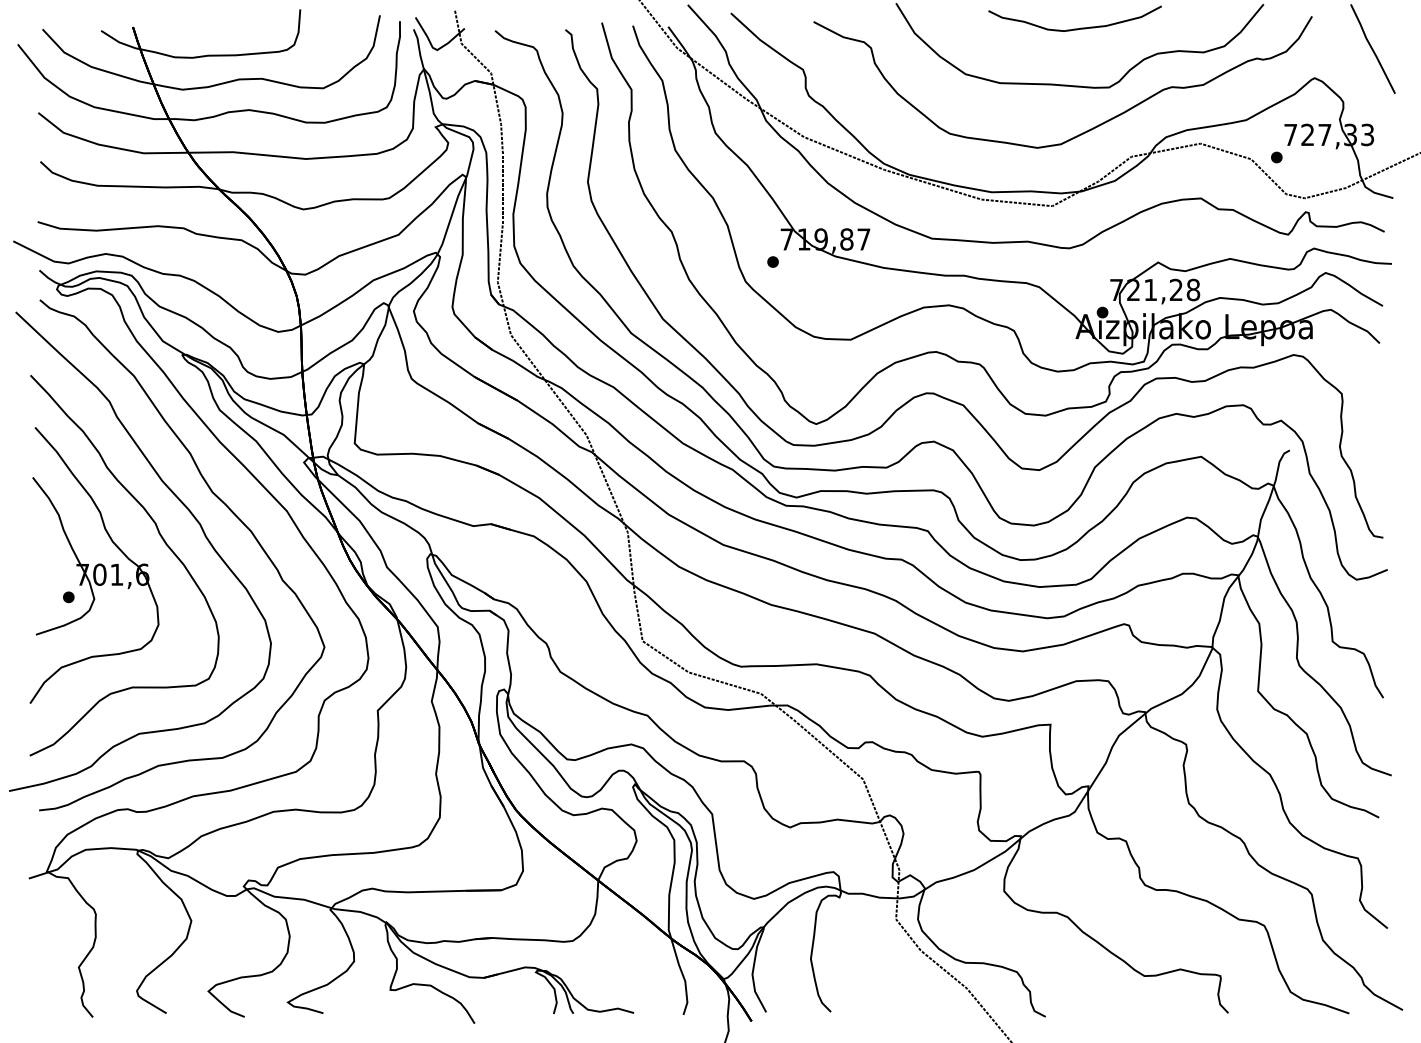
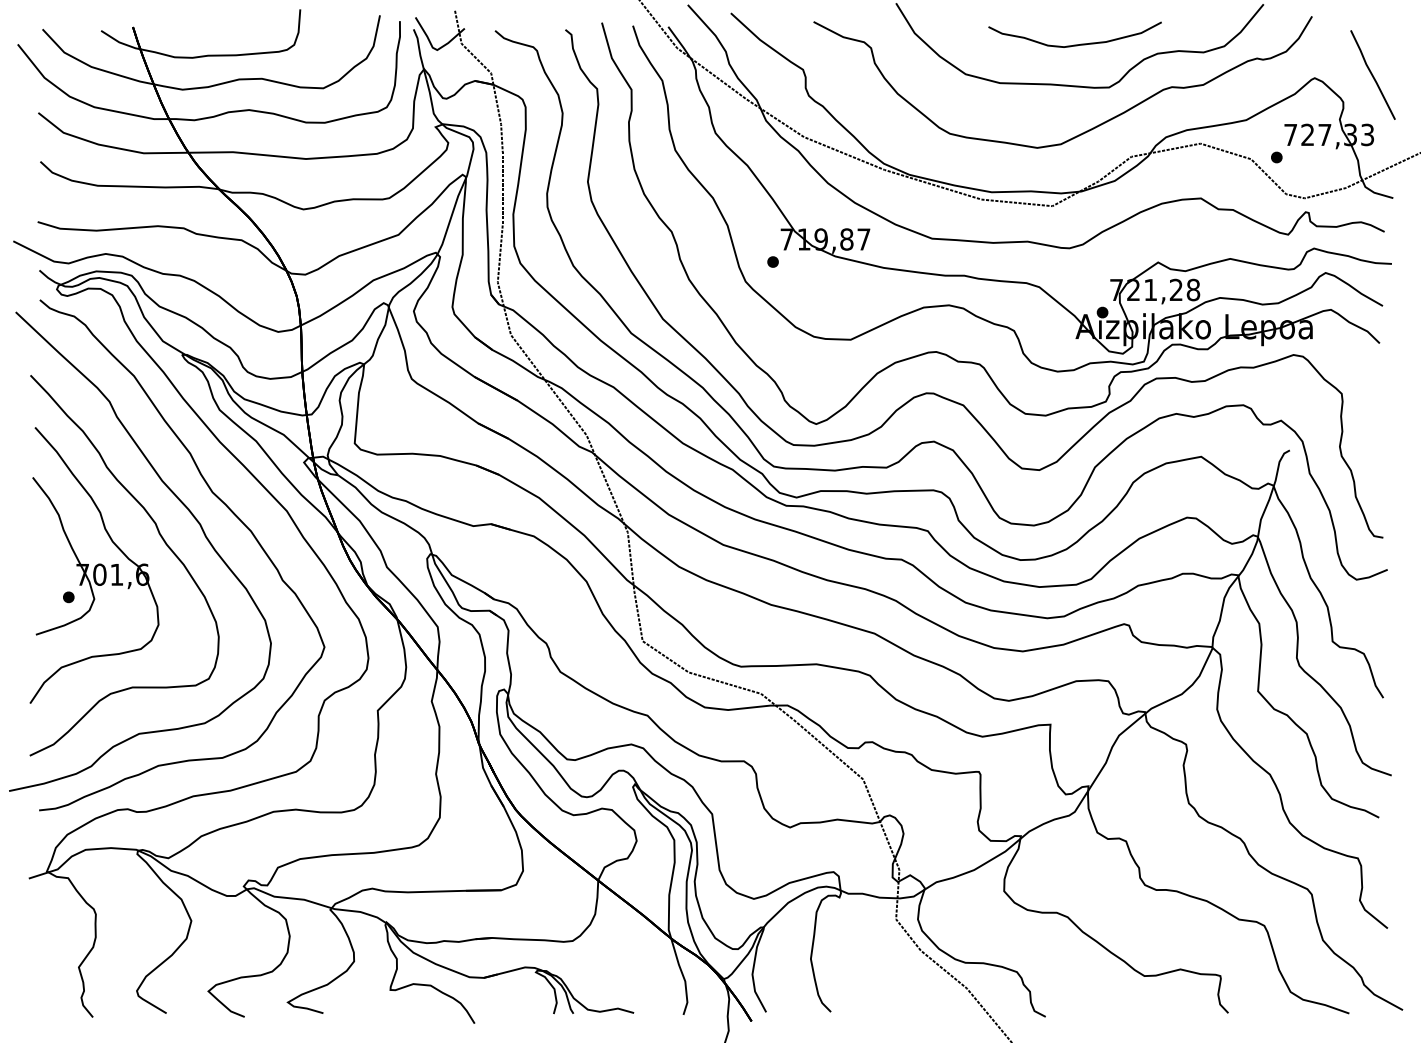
curve position: (1074, 28) -> (1074, 44) (1074, 44)
line position: (1372, 48) -> (1372, 74) (1372, 74)
